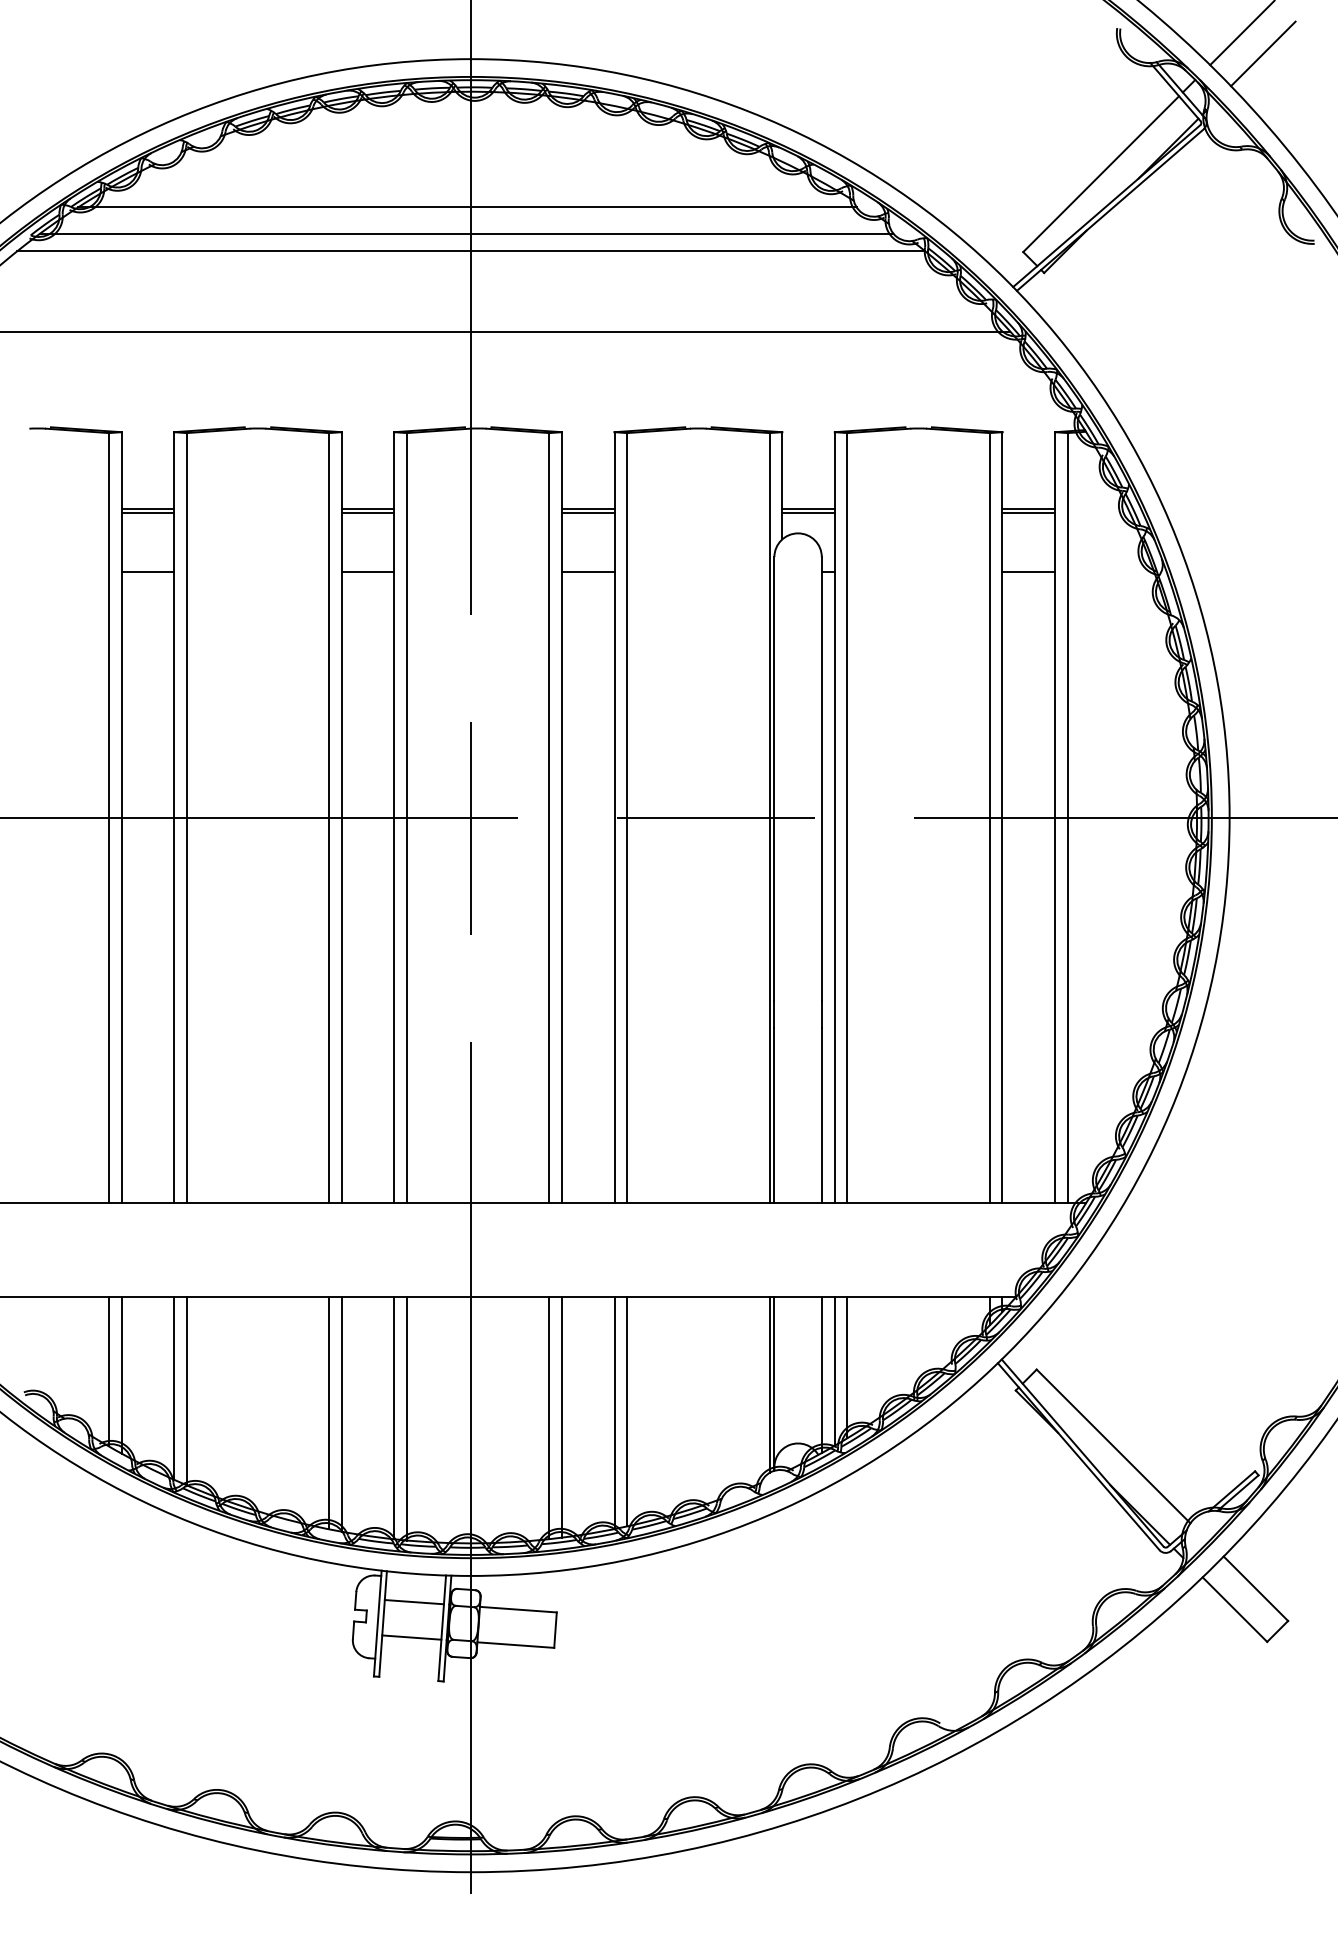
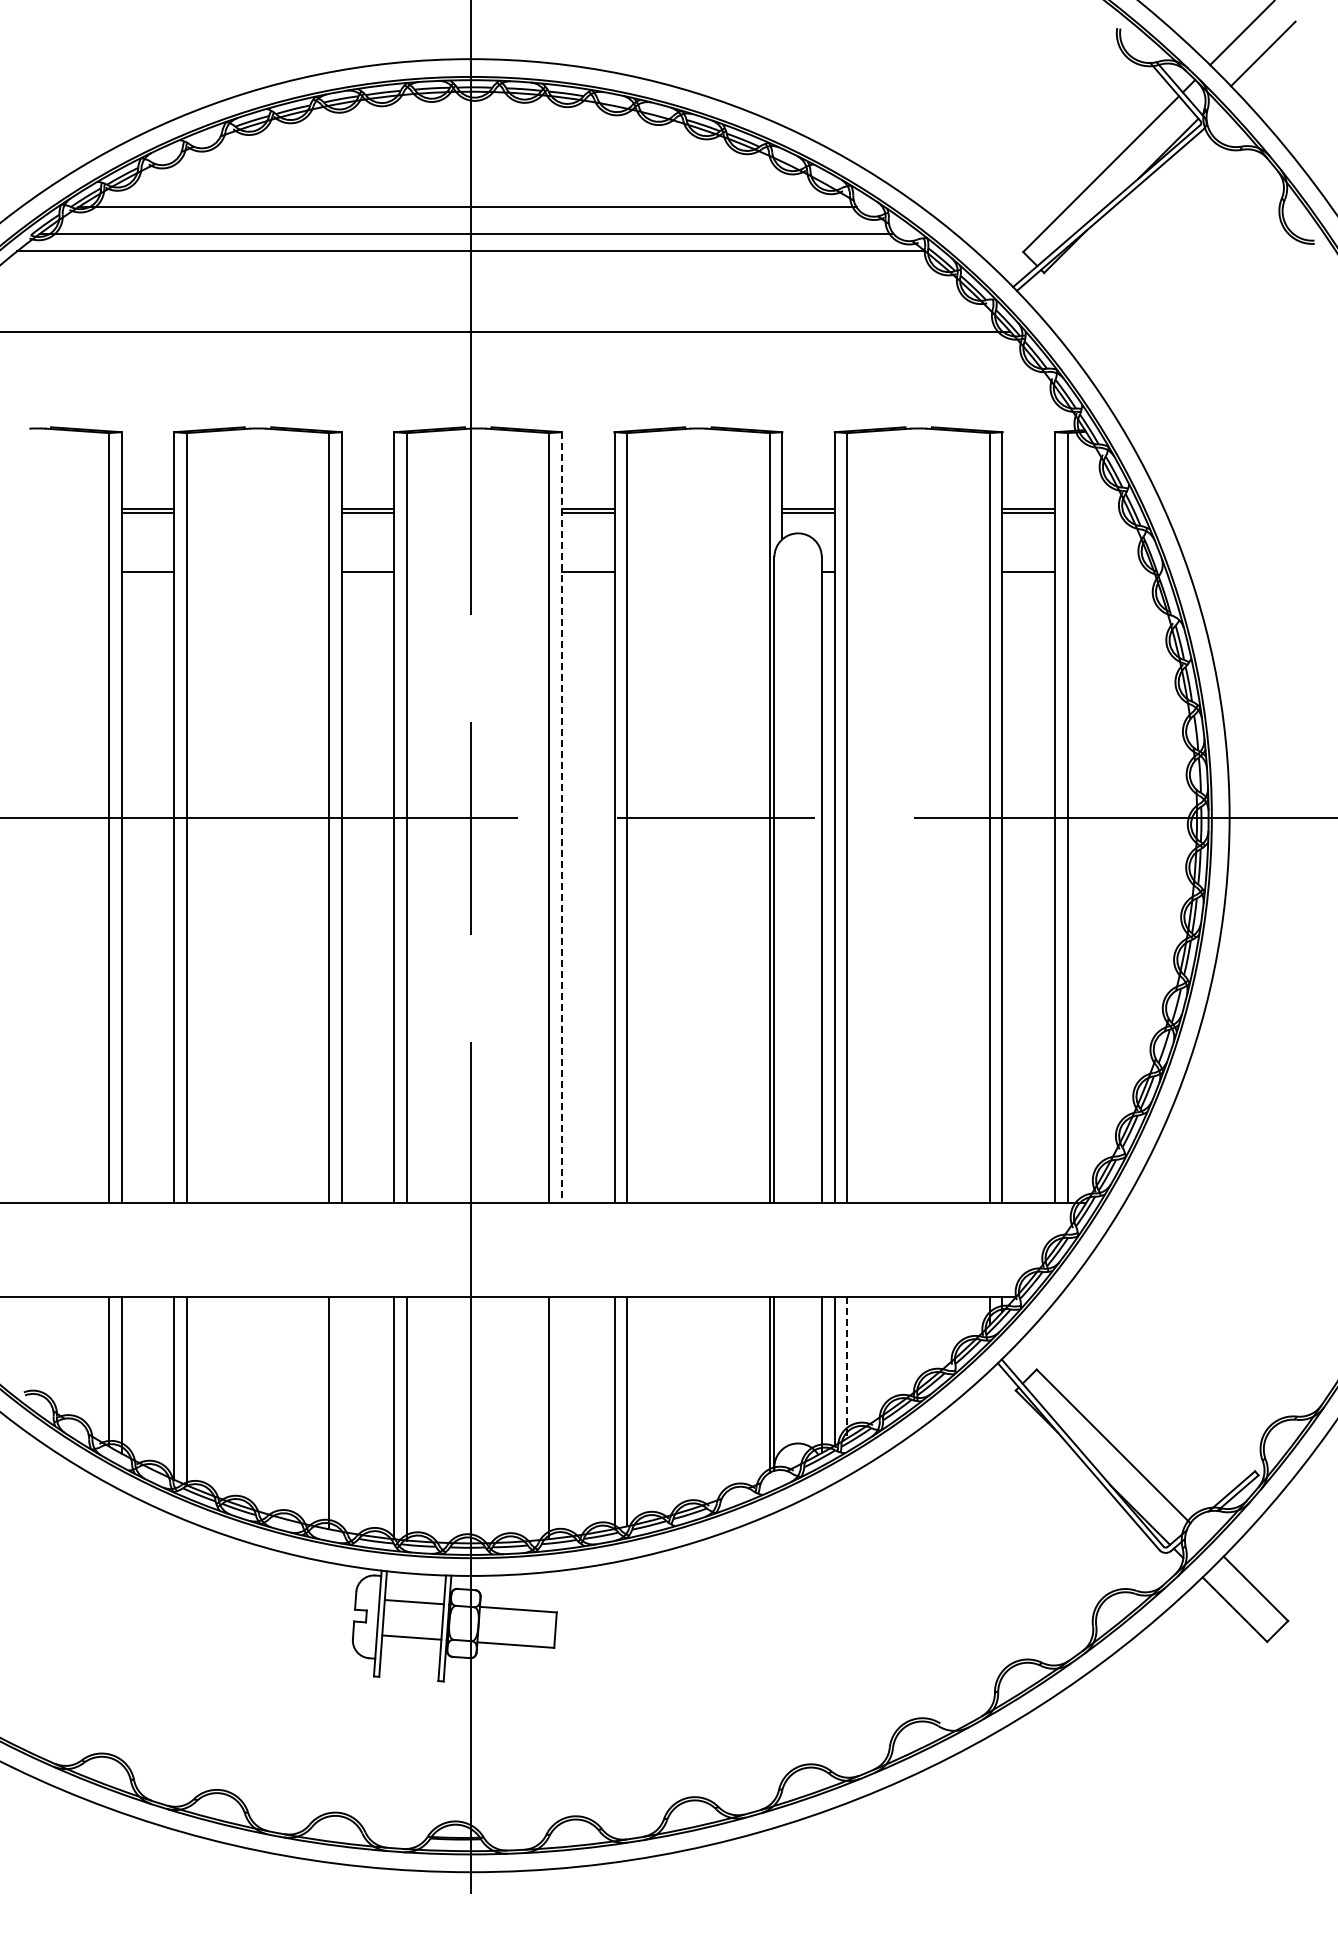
line: solid -> dashed (562, 817)
line: solid -> dashed (847, 1368)
line: present -> none (341, 1414)
line: present -> none (562, 1417)
